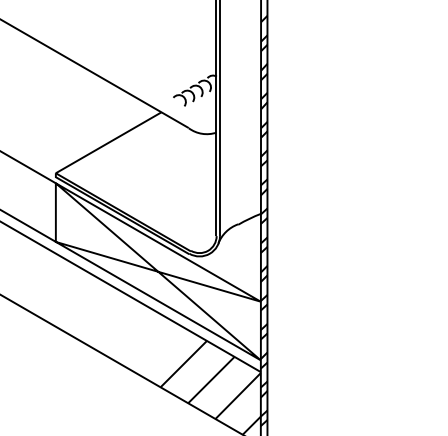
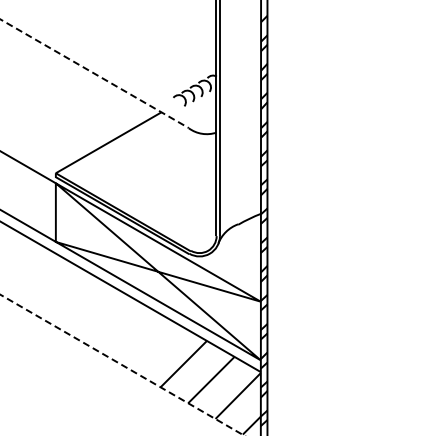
line: solid -> dashed (94, 73)
line: solid -> dashed (122, 365)
